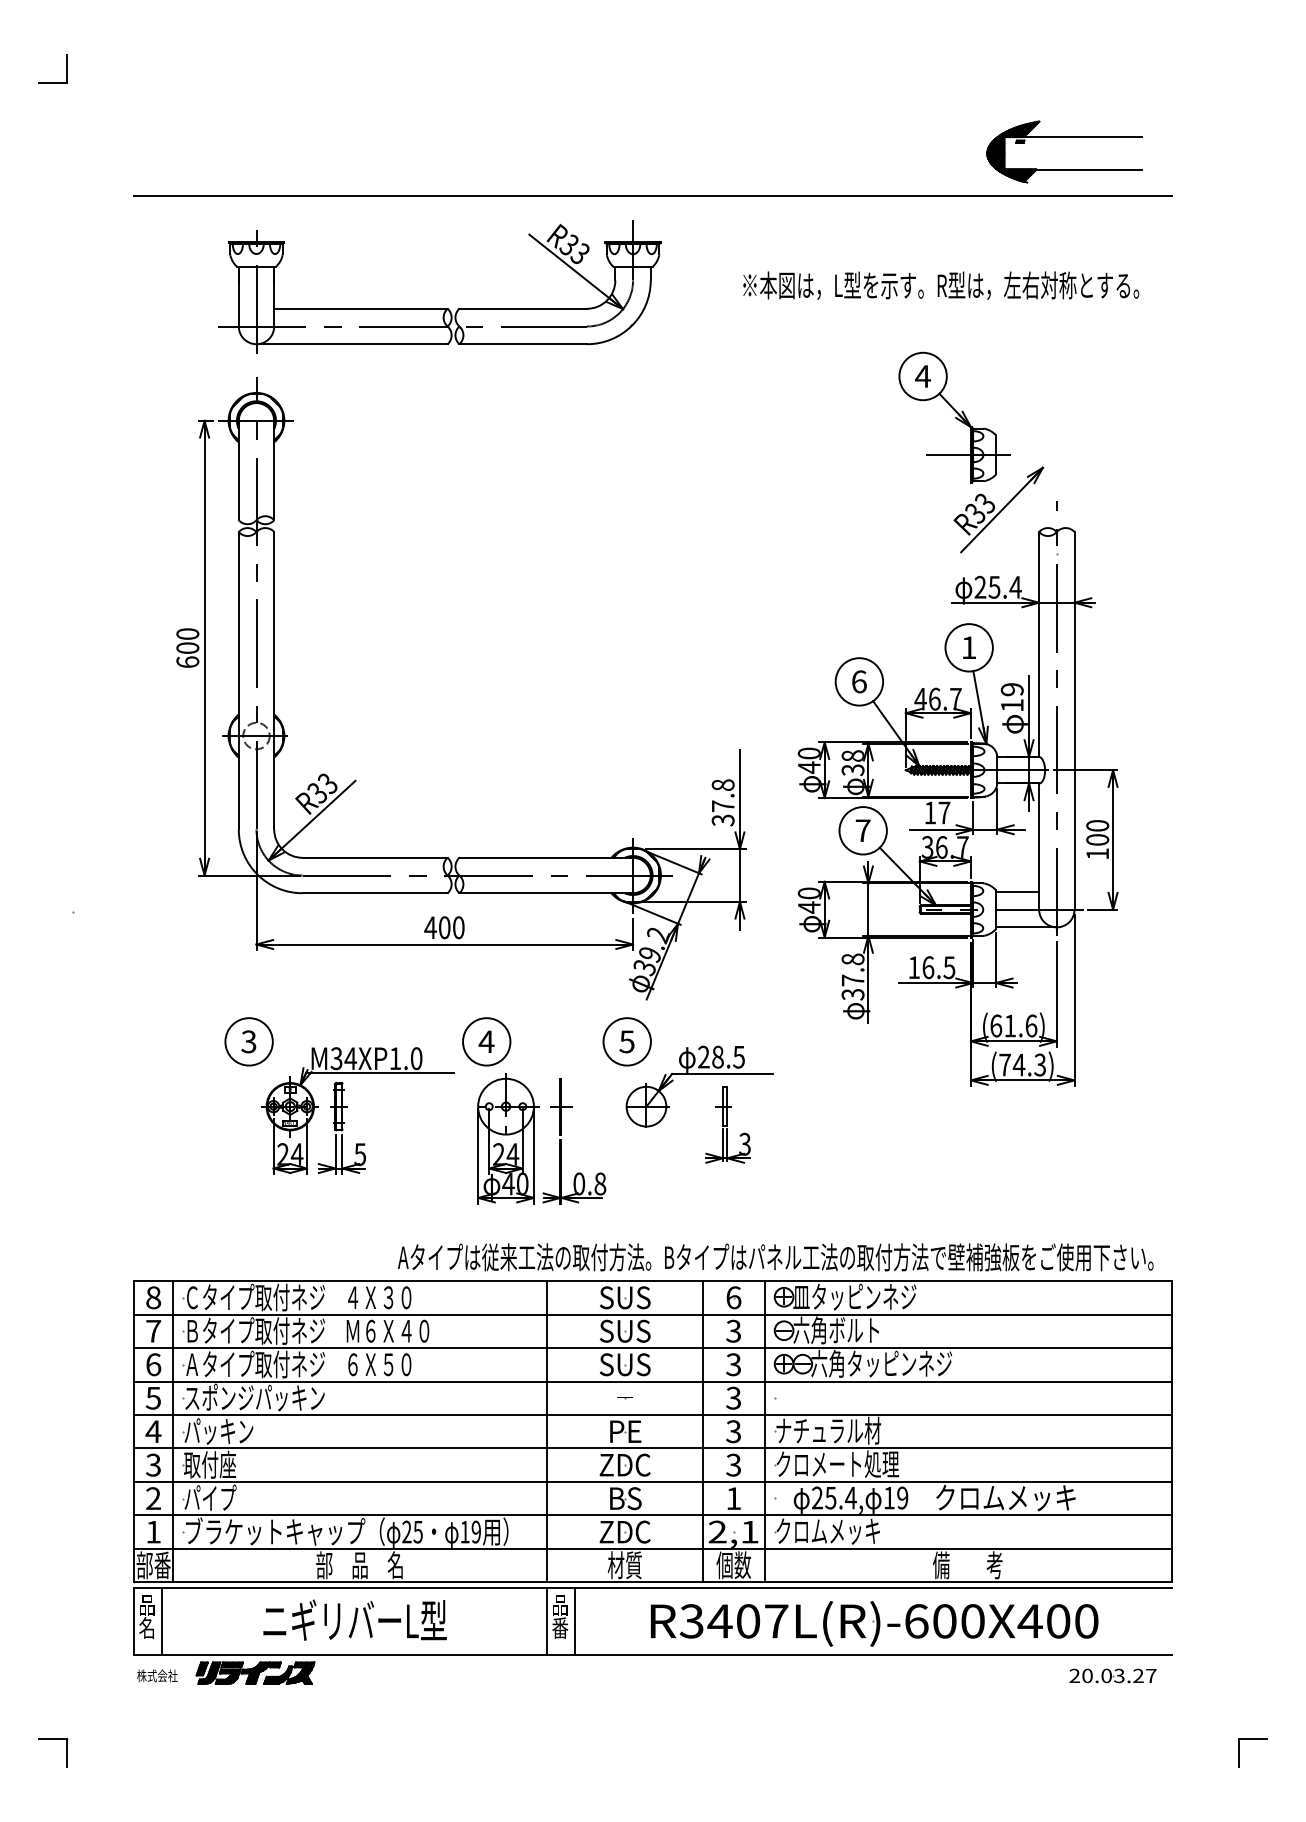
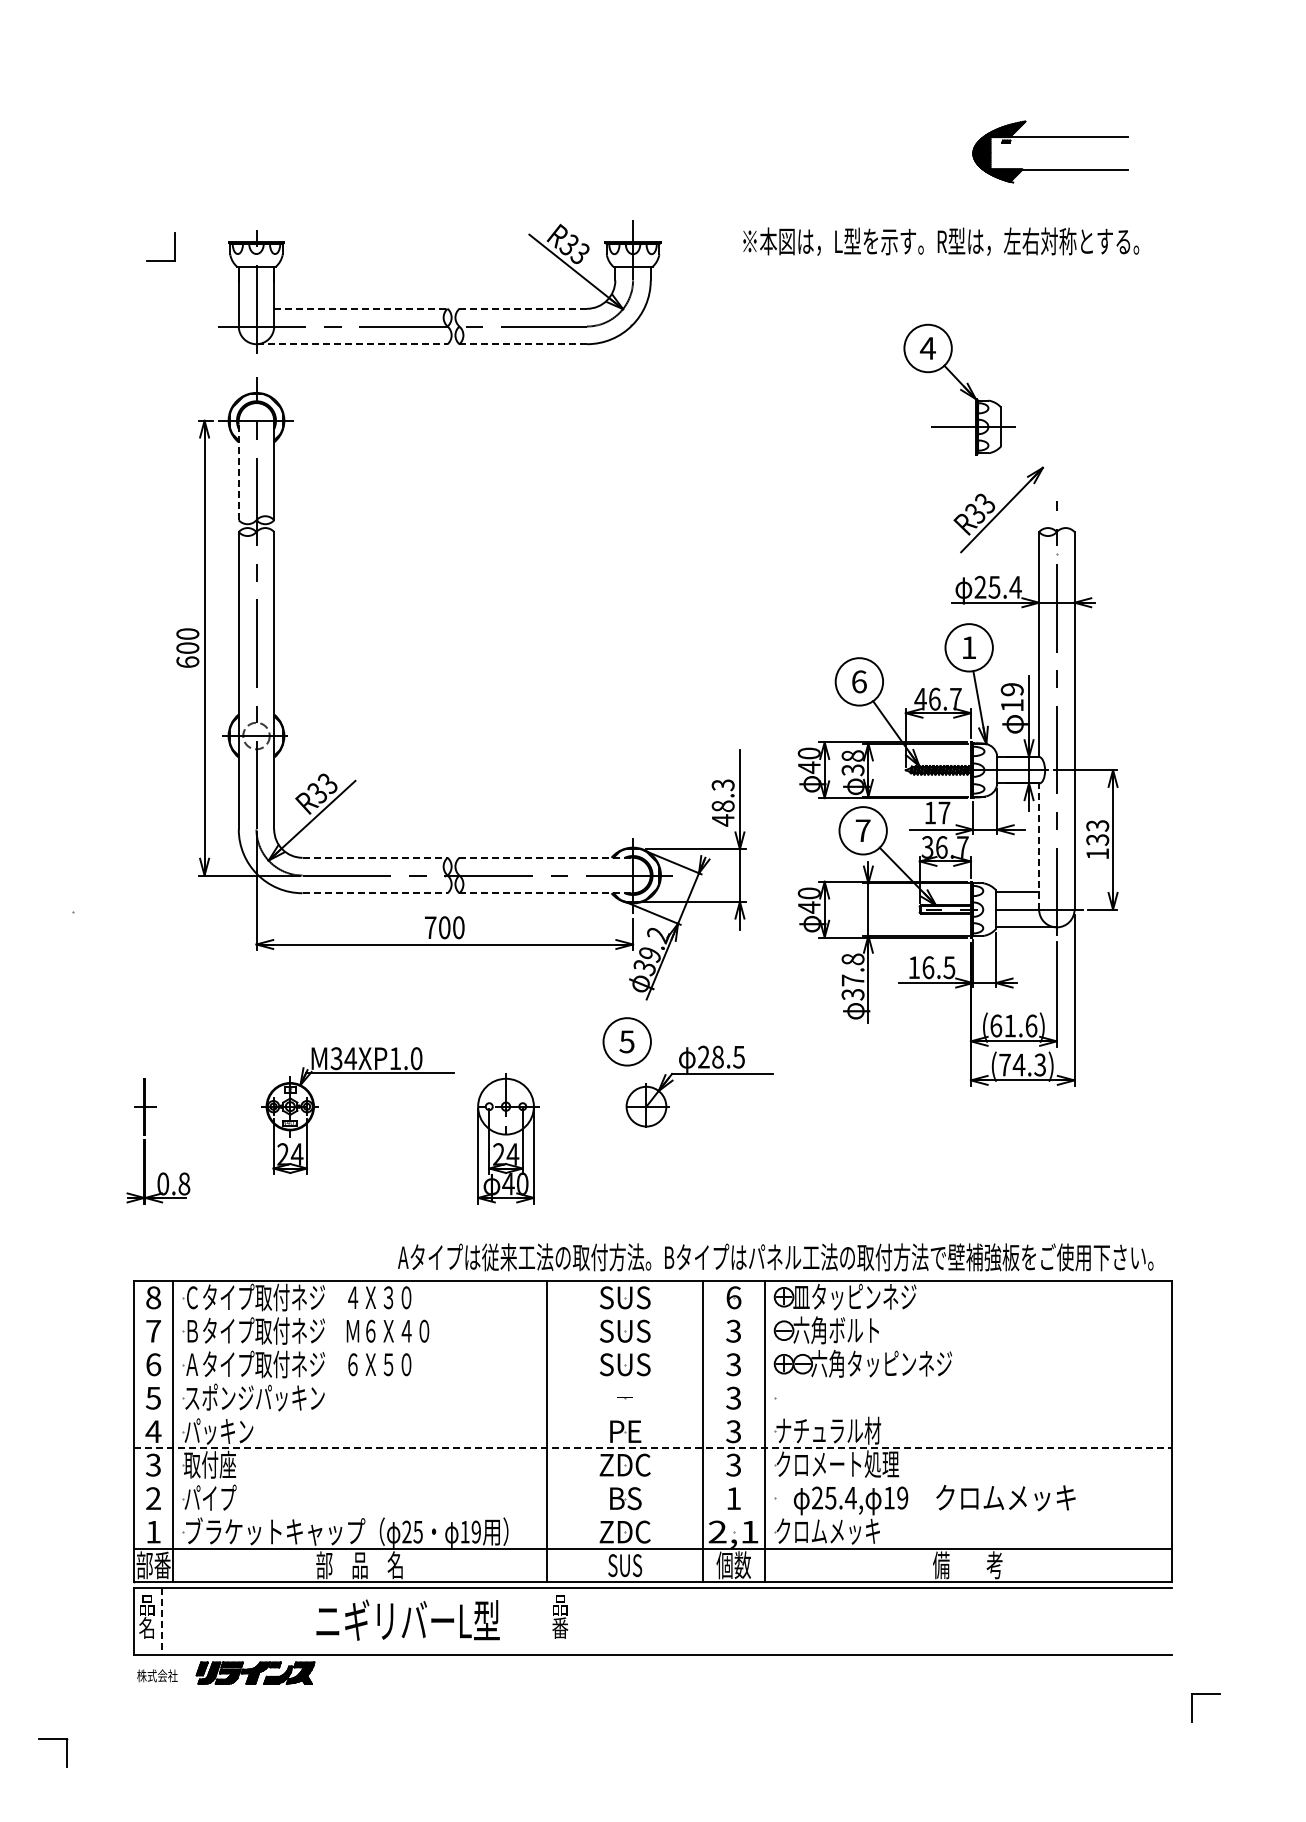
part position: (66, 68) -> (174, 246) (174, 246)
part position: (1064, 137) -> (1050, 137) (1050, 137)
line: present -> none (652, 195)
text position: (941, 285) -> (941, 241) (941, 241)
line: solid -> dashed (360, 308)
line: solid -> dashed (523, 308)
line: solid -> dashed (352, 344)
line: solid -> dashed (523, 344)
part position: (954, 417) -> (959, 389) (959, 389)
line: solid -> dashed (238, 470)
text: 37.8 -> 48.3 (722, 802)
text: 100 -> 133 (1097, 832)
line: solid -> dashed (1039, 846)
line: solid -> dashed (375, 857)
line: solid -> dashed (546, 857)
line: solid -> dashed (375, 893)
line: solid -> dashed (546, 893)
text: 400 -> 700 (430, 927)
part: present -> none (248, 1041)
part: present -> none (486, 1041)
part: present -> none (727, 1124)
part: present -> none (341, 1127)
part position: (561, 1141) -> (145, 1141) (145, 1141)
line: present -> none (652, 1314)
line: present -> none (652, 1348)
line: present -> none (652, 1381)
line: present -> none (652, 1414)
line: solid -> dashed (652, 1448)
line: present -> none (652, 1481)
line: present -> none (652, 1515)
text: 材質 -> SUS (624, 1565)
part position: (354, 1619) -> (407, 1619) (407, 1619)
line: present -> none (547, 1620)
line: present -> none (574, 1620)
line: solid -> dashed (162, 1621)
part: present -> none (874, 1623)
part: present -> none (1112, 1675)
part position: (1252, 1739) -> (1205, 1694) (1205, 1694)
